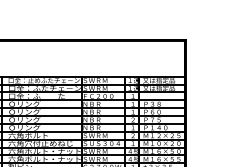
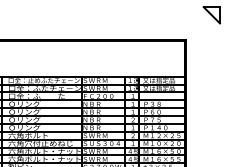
part: none -> present (211, 15)
